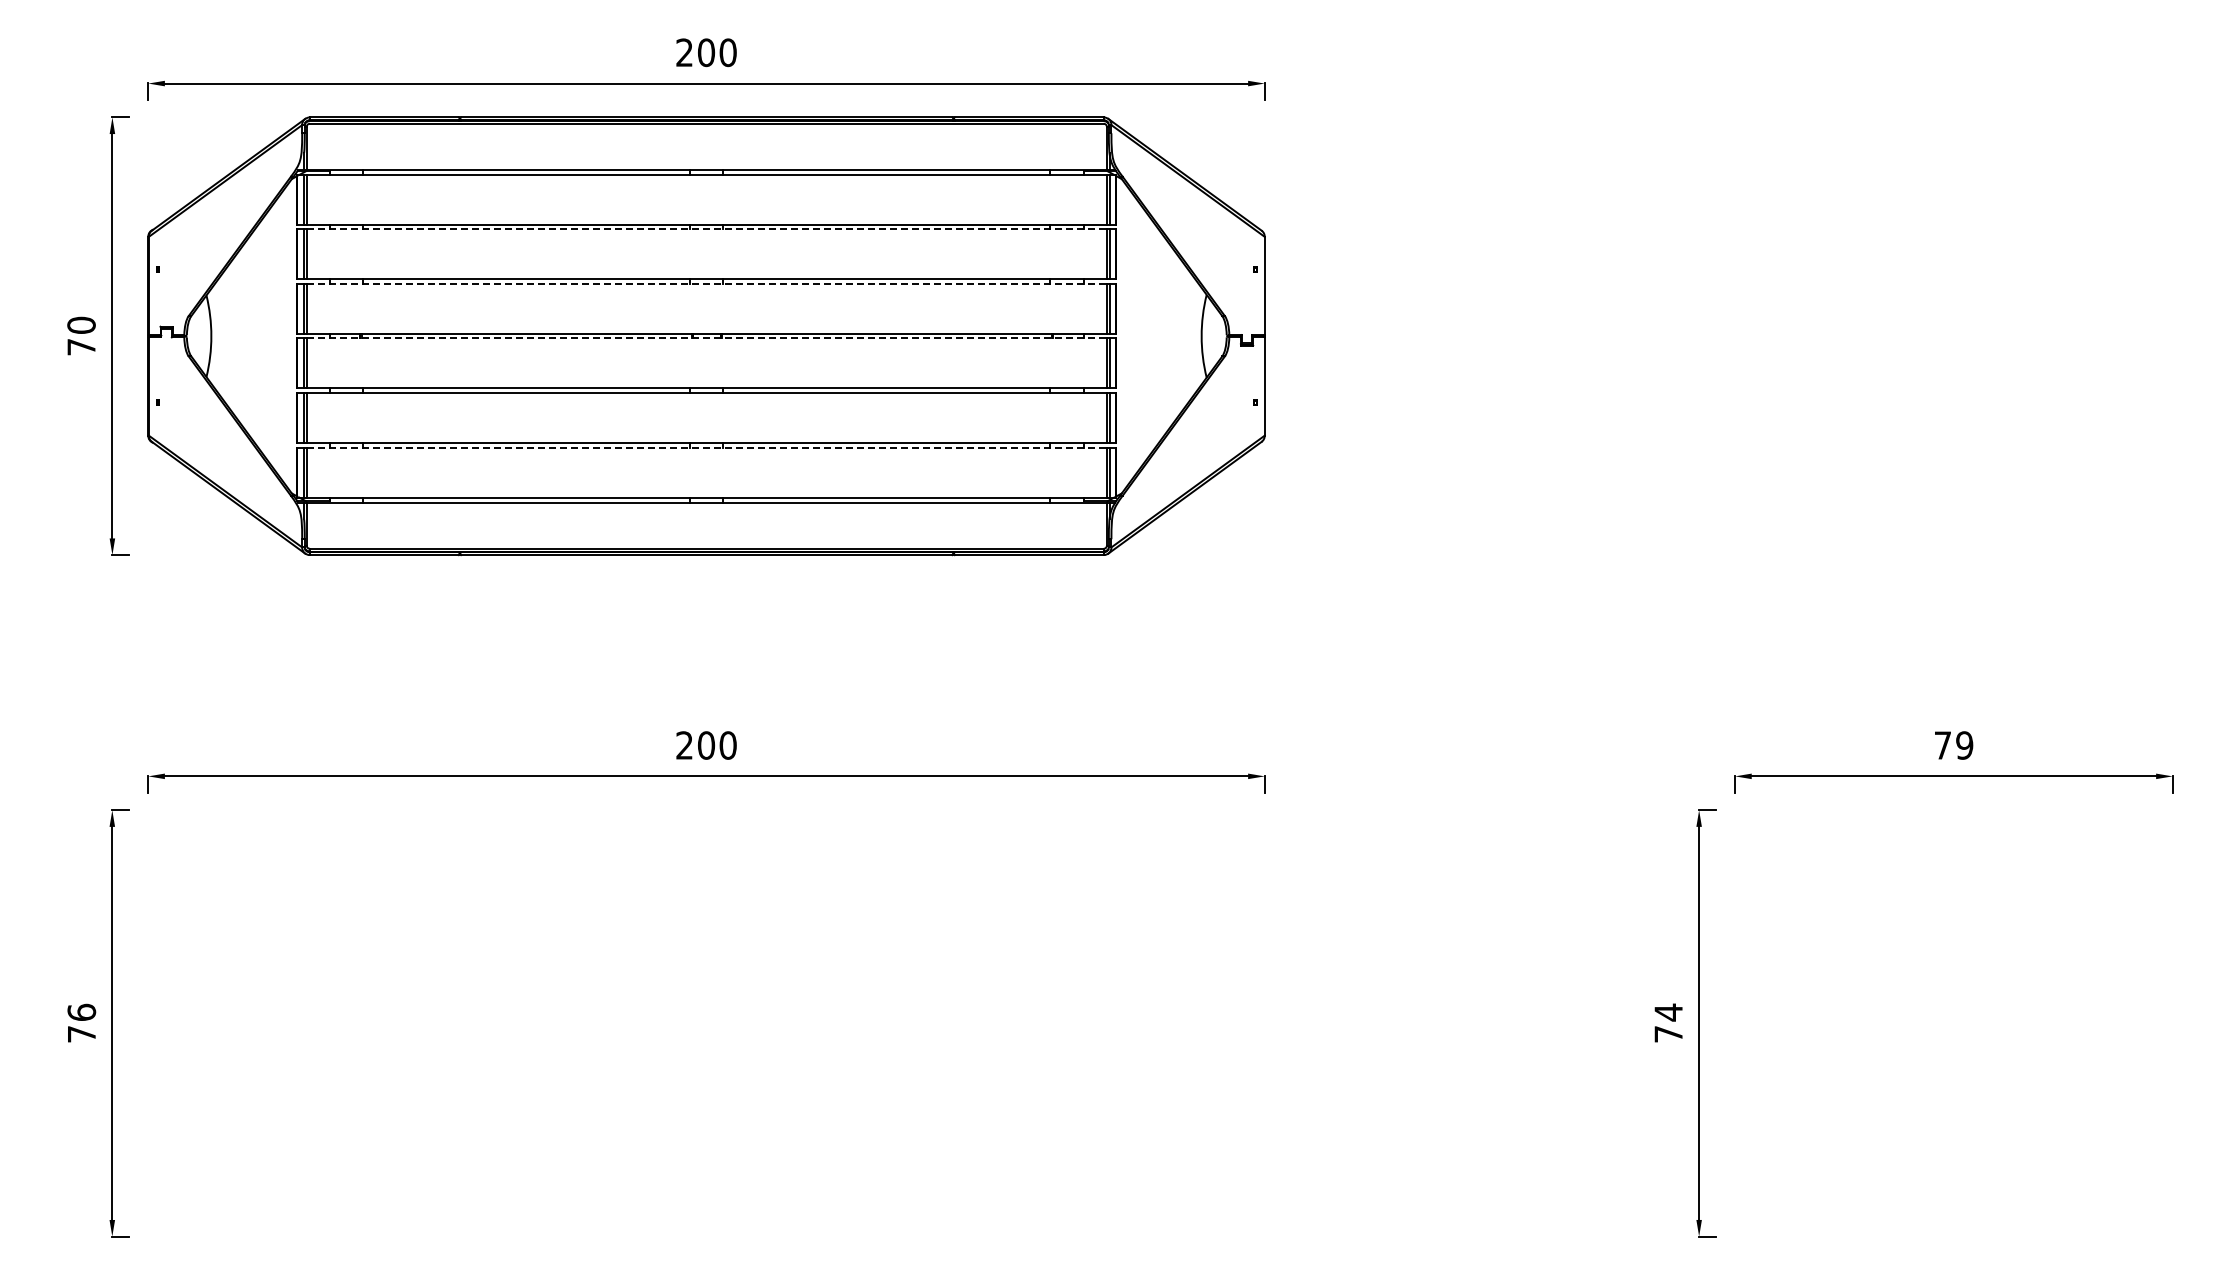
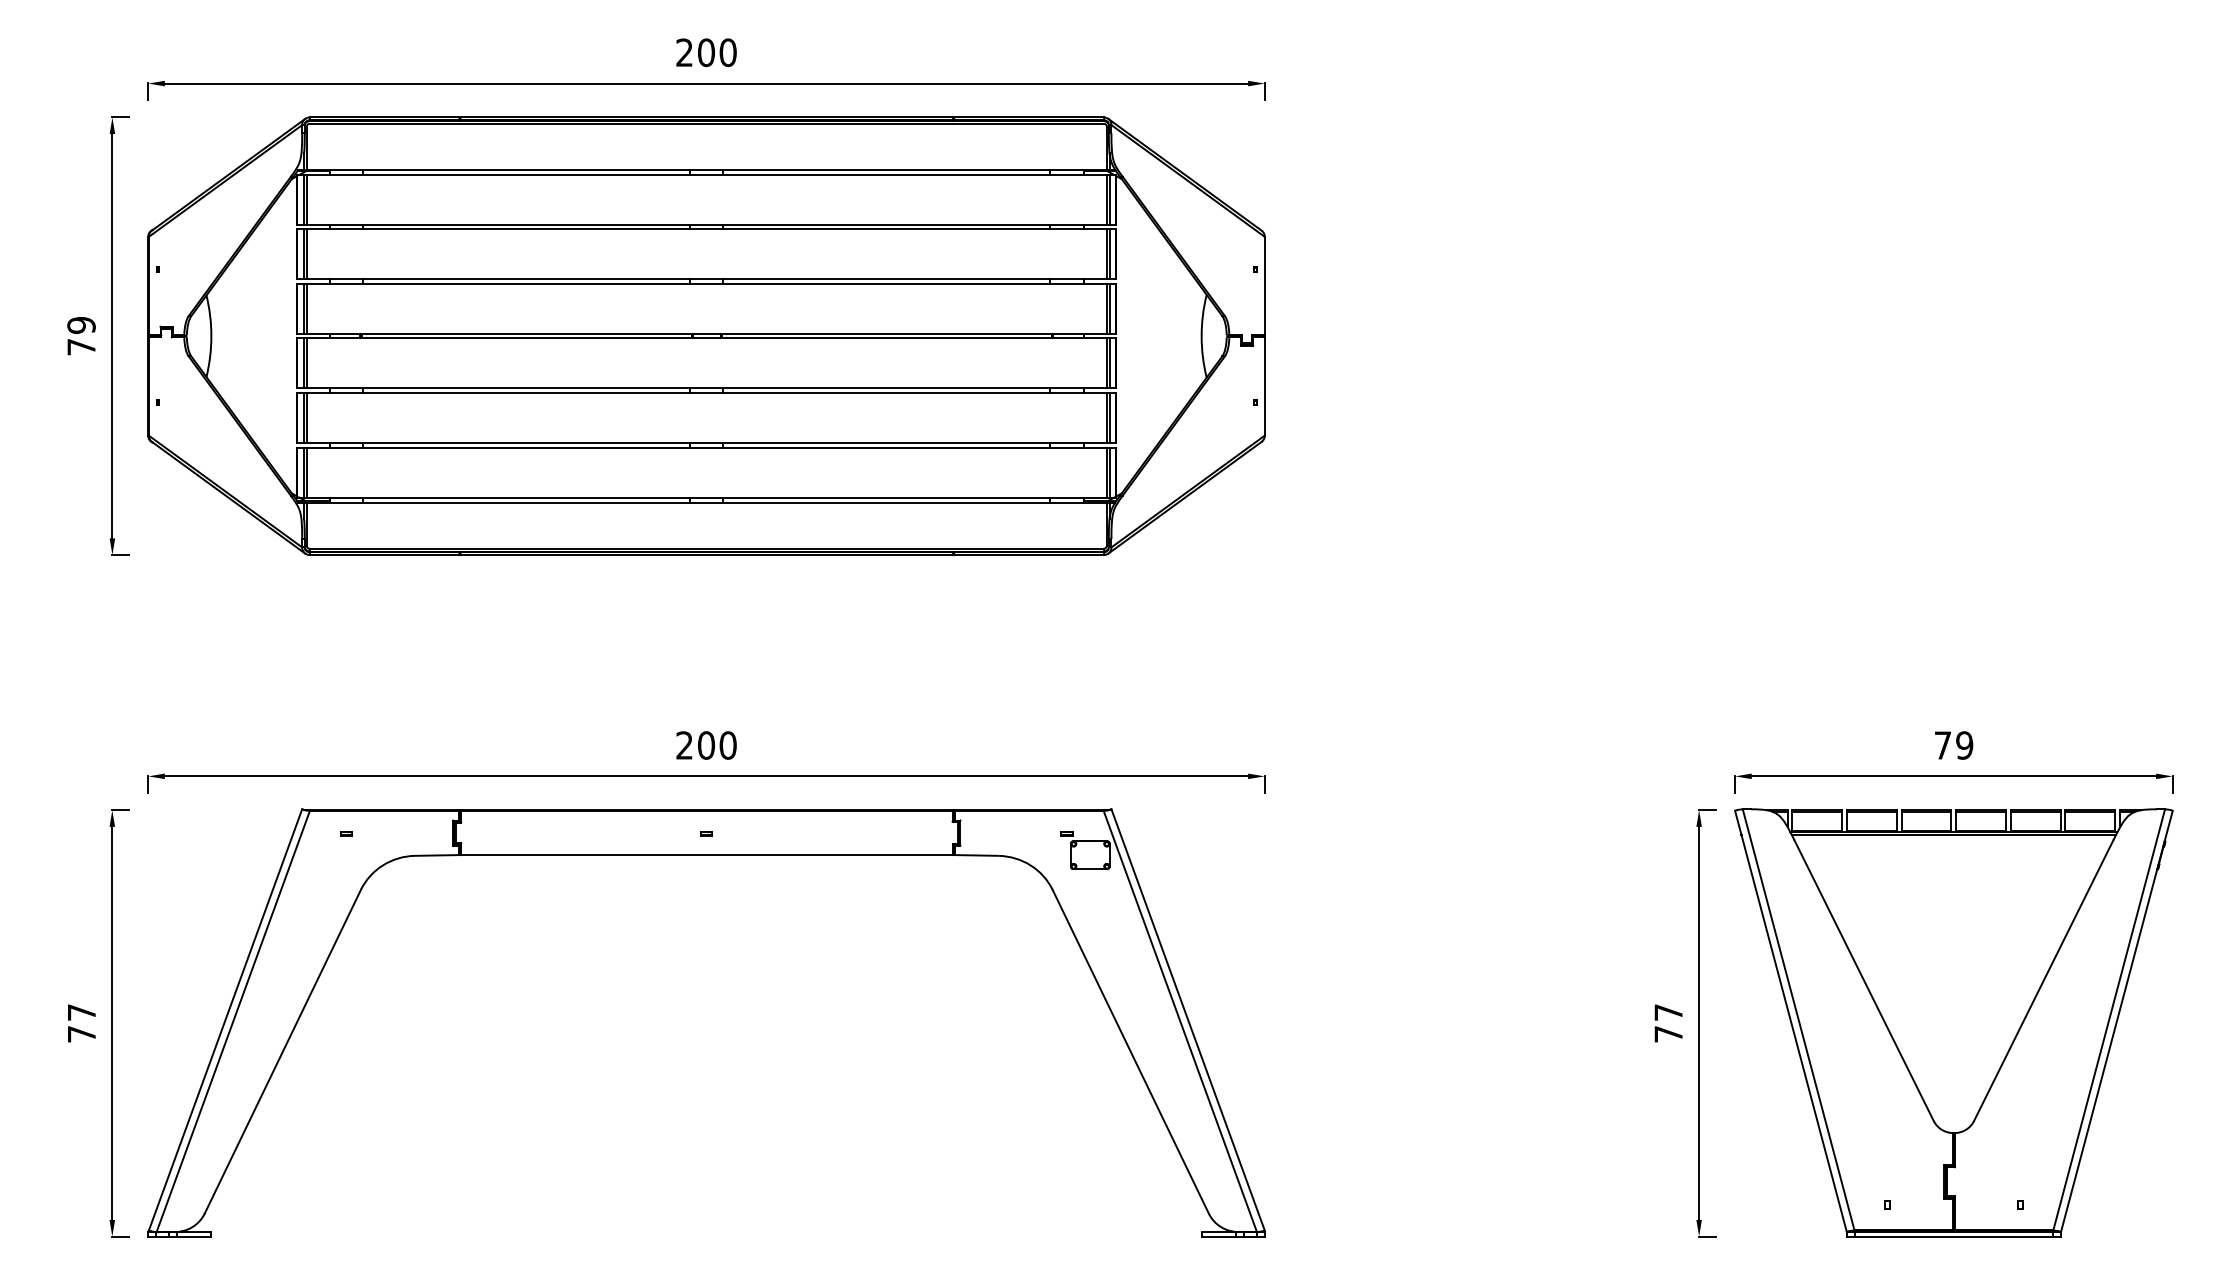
line: dashed -> solid (707, 229)
line: dashed -> solid (707, 283)
text: 70 -> 79 (81, 325)
line: dashed -> solid (707, 338)
line: dashed -> solid (707, 447)
part: none -> present (706, 855)
text: 76 -> 77 (81, 1011)
text: 74 -> 77 (1668, 1012)
part: none -> present (1953, 1022)
